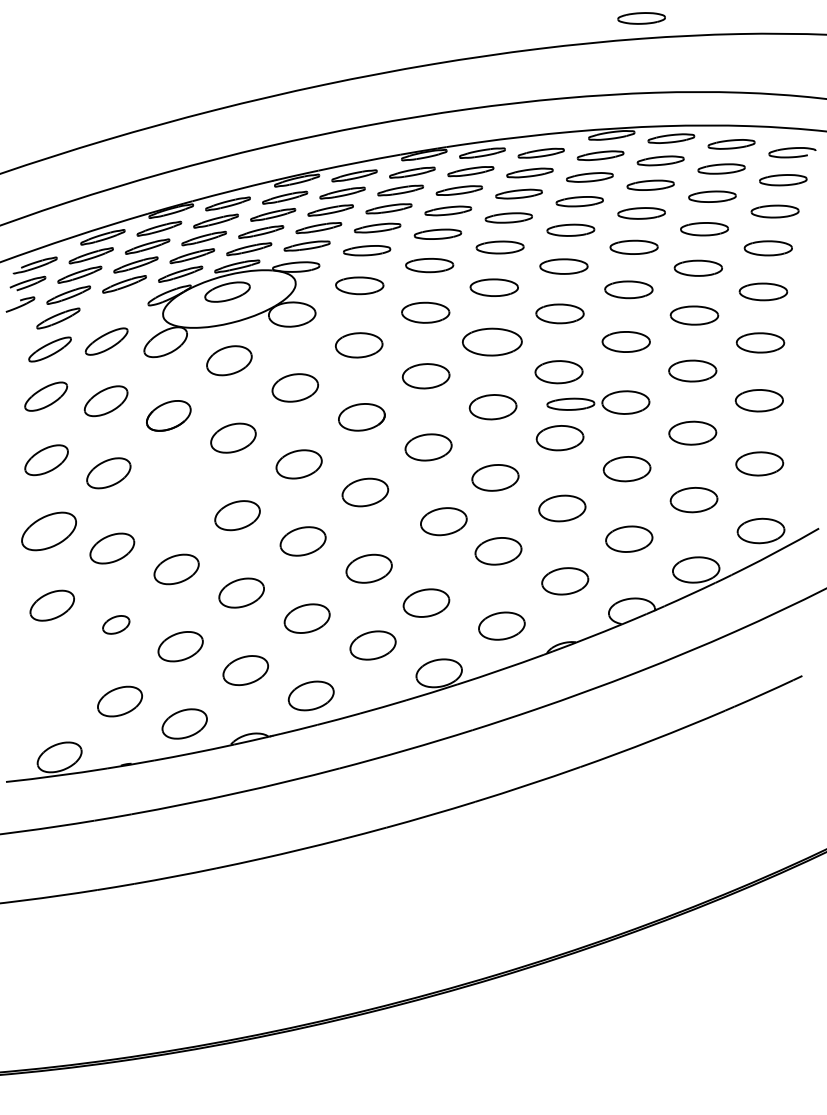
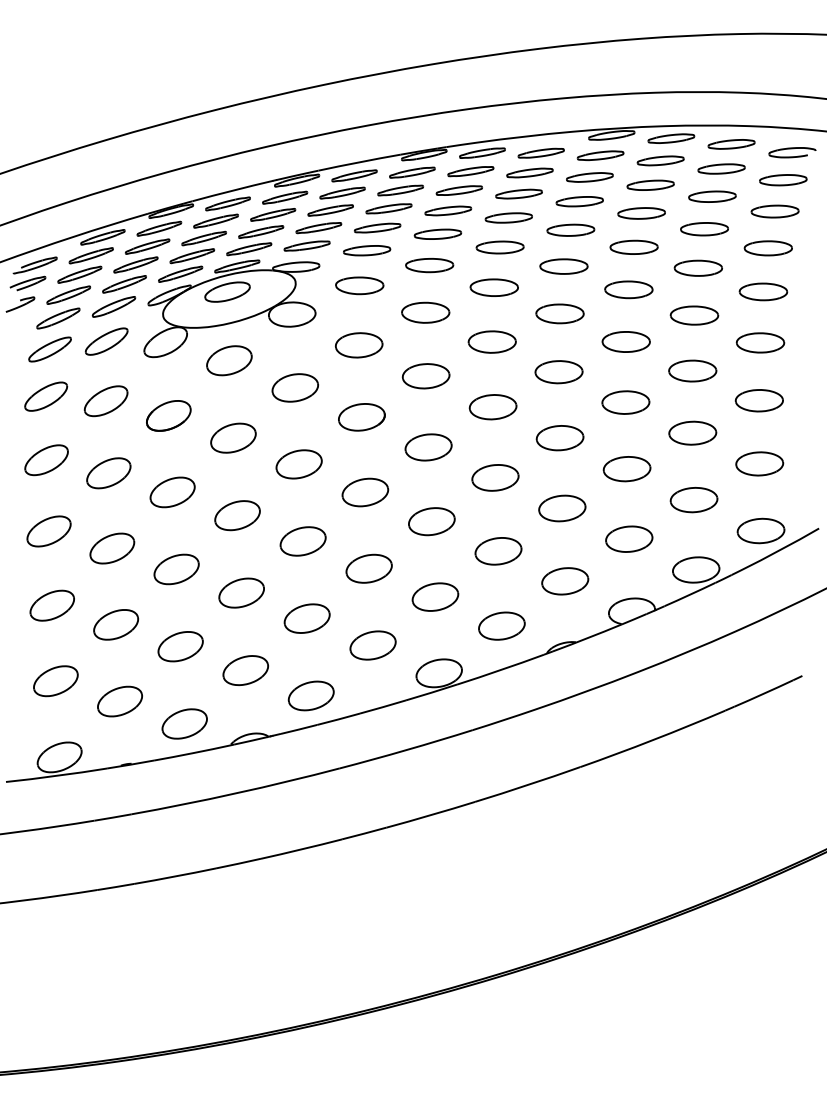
part: present -> none (641, 18)
part: none -> present (113, 306)
part size: 61x30 px -> 50x24 px (491, 341)
part: present -> none (570, 403)
part: none -> present (172, 492)
part position: (443, 521) -> (431, 521) (431, 521)
part size: 56x41 px -> 46x33 px (48, 531)
part position: (426, 602) -> (435, 596) (435, 596)
part size: 29x20 px -> 47x32 px (116, 624)
part: none -> present (55, 681)
